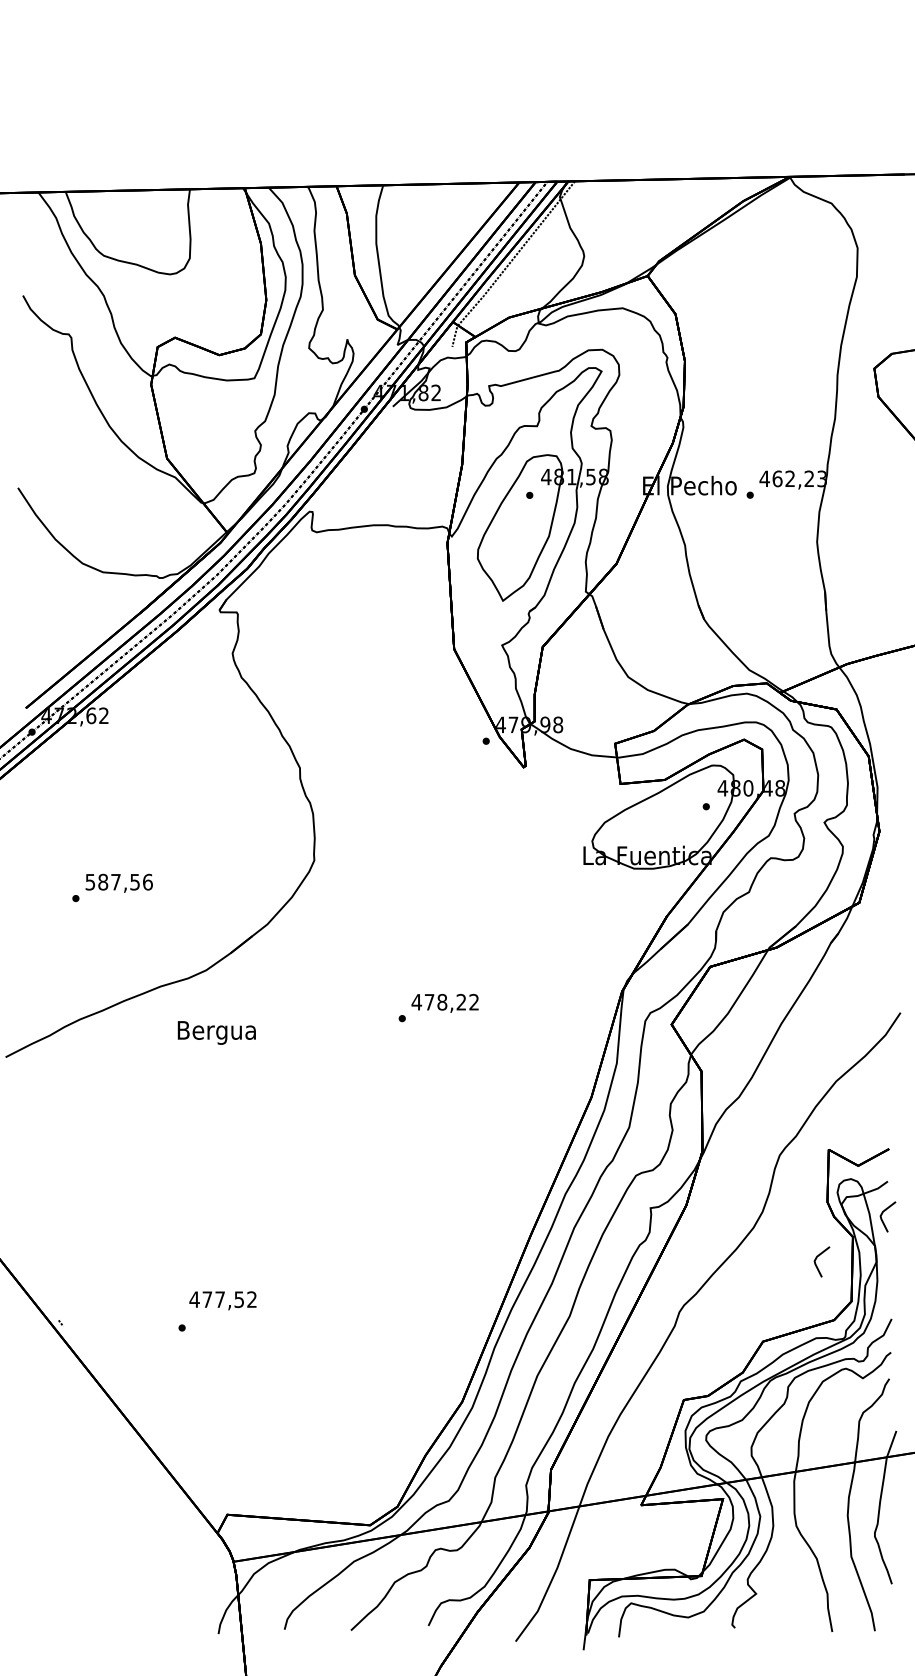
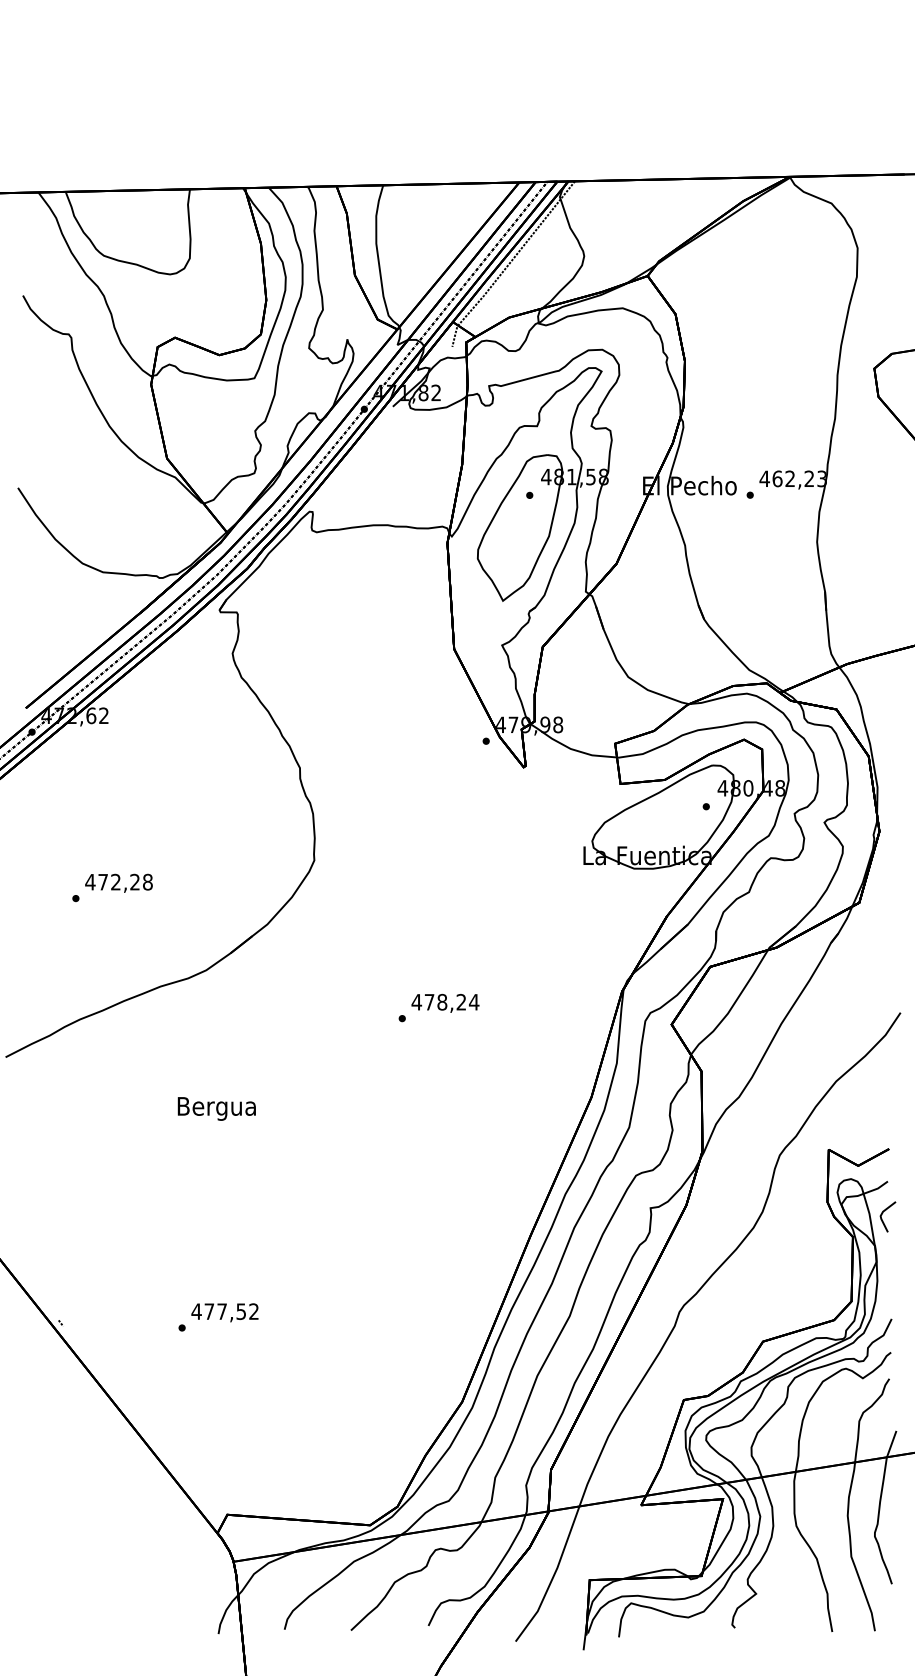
text: 587,56 -> 472,28 (118, 881)
text: 478,22 -> 478,24 (473, 1001)
text position: (216, 1032) -> (216, 1108) (216, 1108)
line: present -> none (817, 1258)
text position: (222, 1300) -> (224, 1312) (224, 1312)
